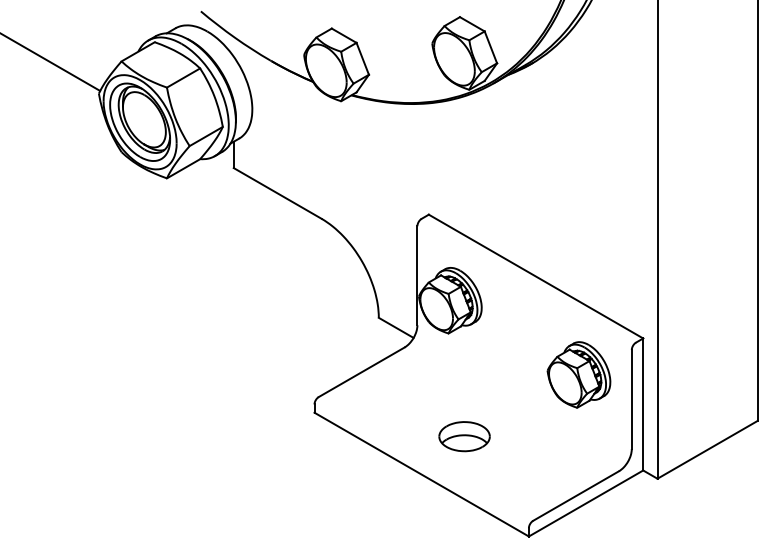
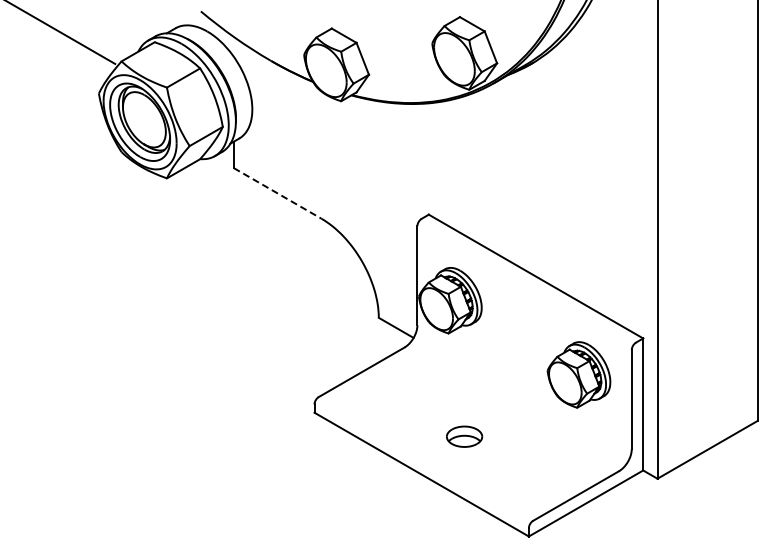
line position: (51, 62) -> (61, 32) (61, 32)
line: solid -> dashed (277, 193)
part size: 53x32 px -> 38x23 px (464, 436)
